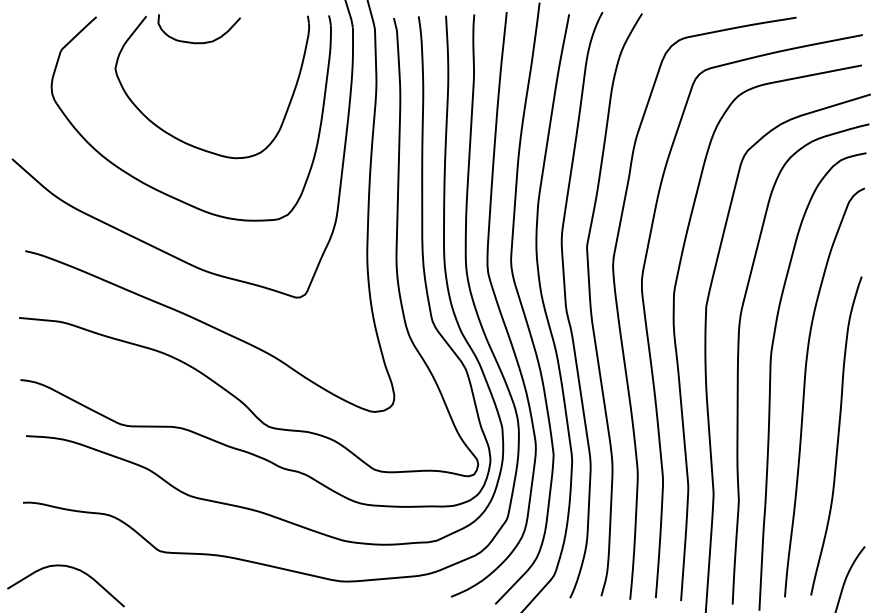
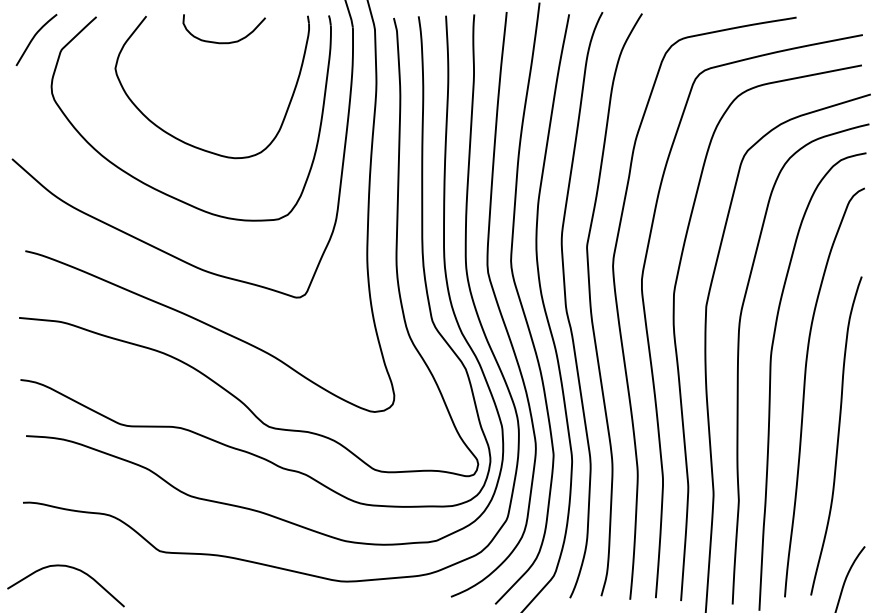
curve: none -> present (34, 38)
curve position: (198, 42) -> (223, 42) (223, 42)
